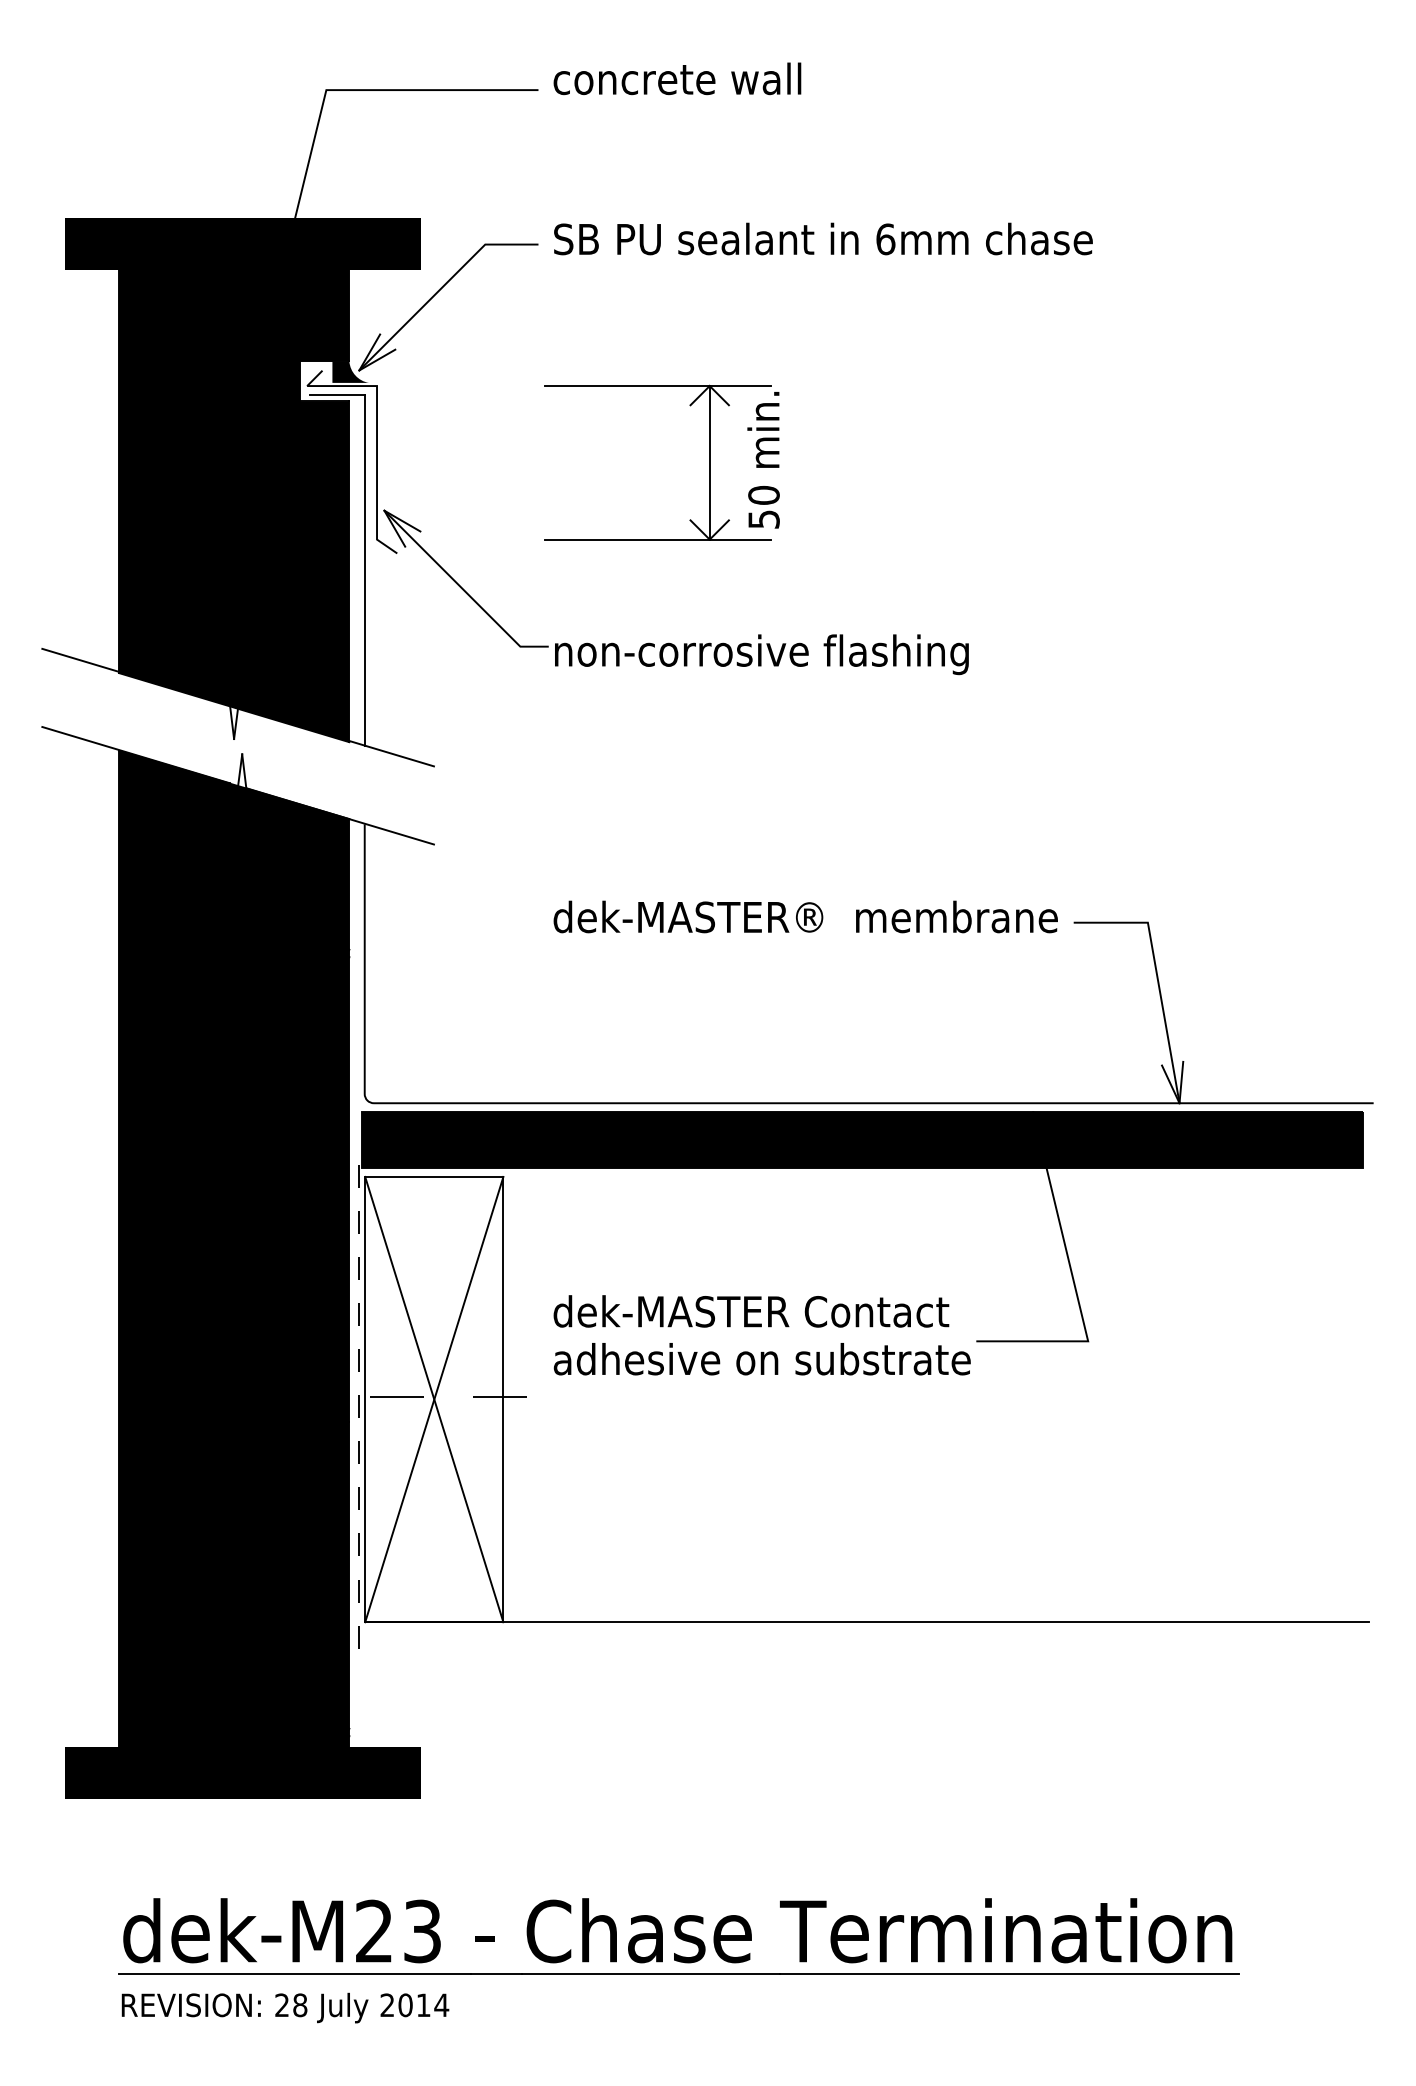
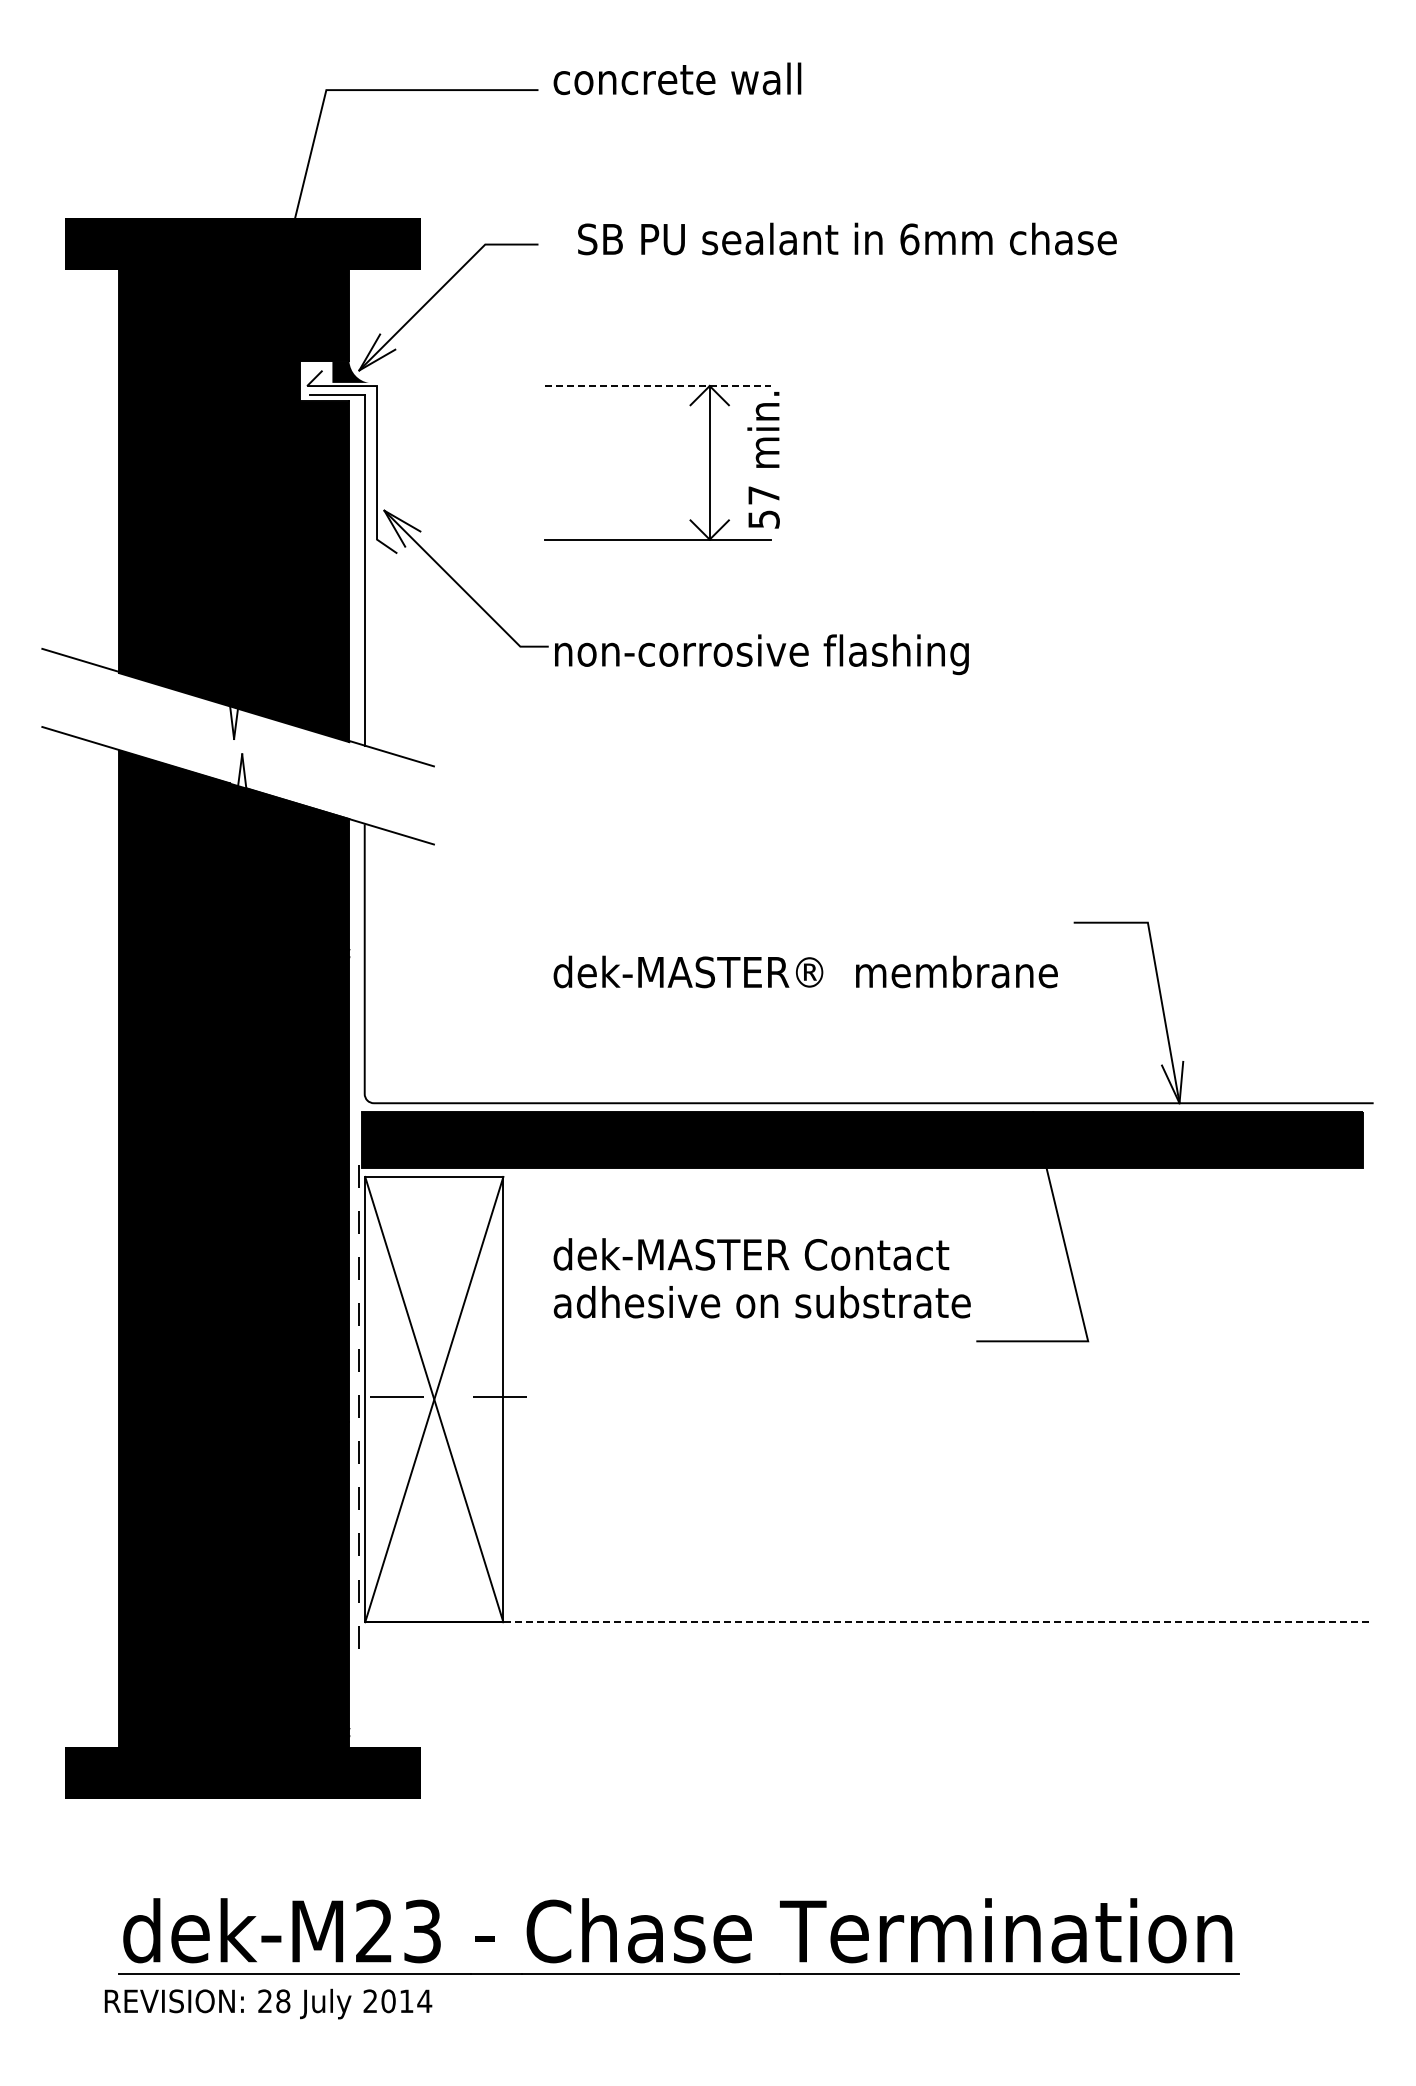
text position: (823, 238) -> (847, 238) (847, 238)
line: solid -> dashed (658, 386)
text: 50 -> 57 (763, 494)
text position: (805, 916) -> (805, 971) (805, 971)
text position: (761, 1335) -> (761, 1278) (761, 1278)
line: solid -> dashed (936, 1622)
text position: (285, 2007) -> (268, 2003) (268, 2003)
